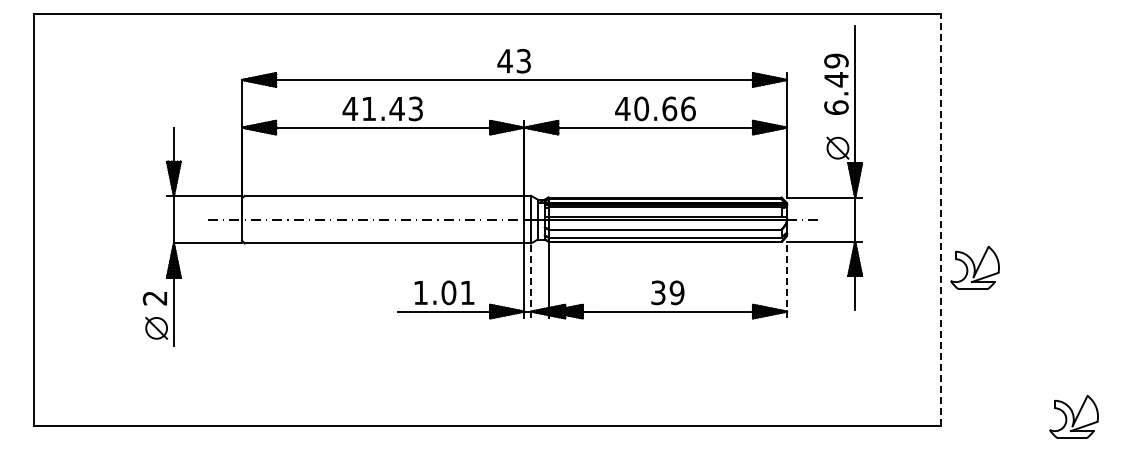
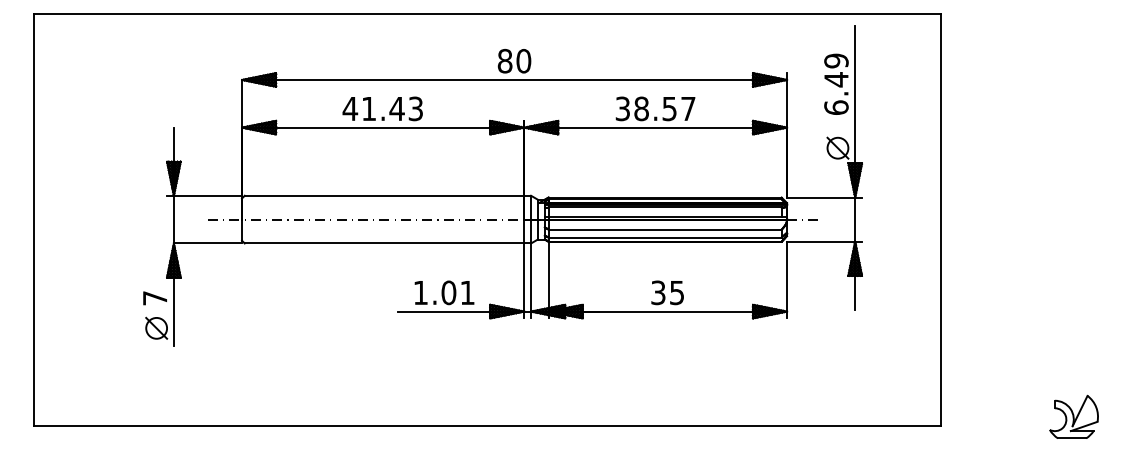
text: 43 -> 80 (514, 60)
text: 40.66 -> 38.57 (655, 108)
line: dashed -> solid (940, 219)
part: present -> none (974, 267)
line: dashed -> solid (787, 279)
line: dashed -> solid (531, 280)
text: 39 -> 35 (676, 292)
text: 2 -> 7 (154, 298)
